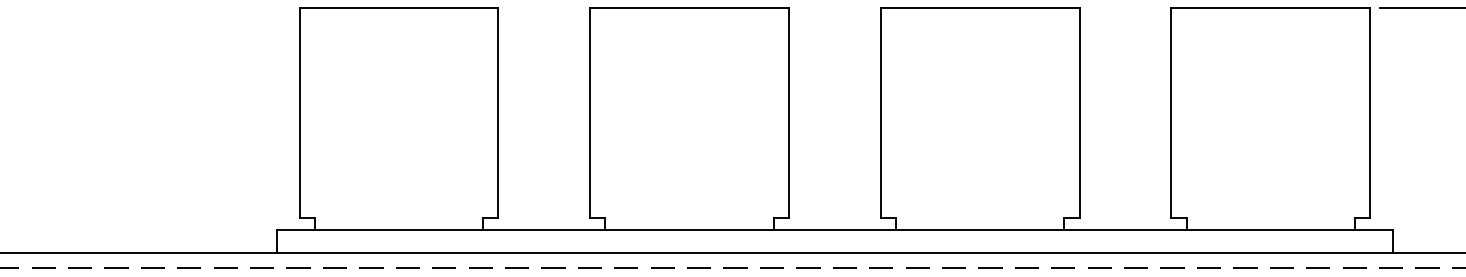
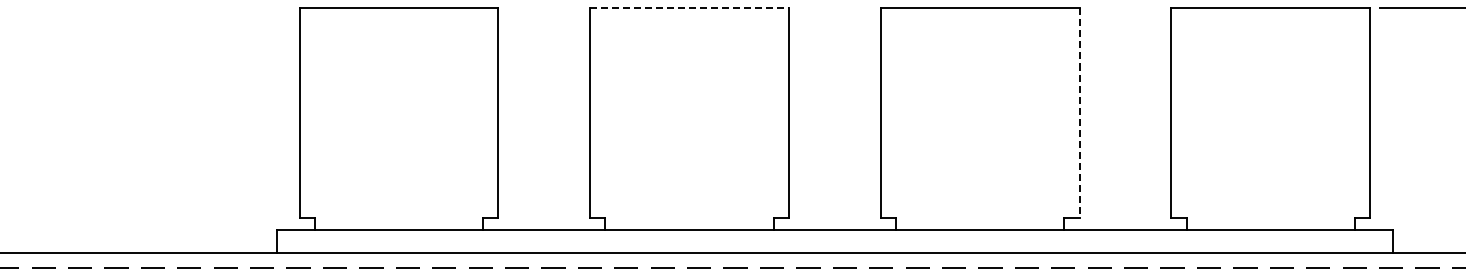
line: solid -> dashed (690, 8)
line: solid -> dashed (1079, 113)
